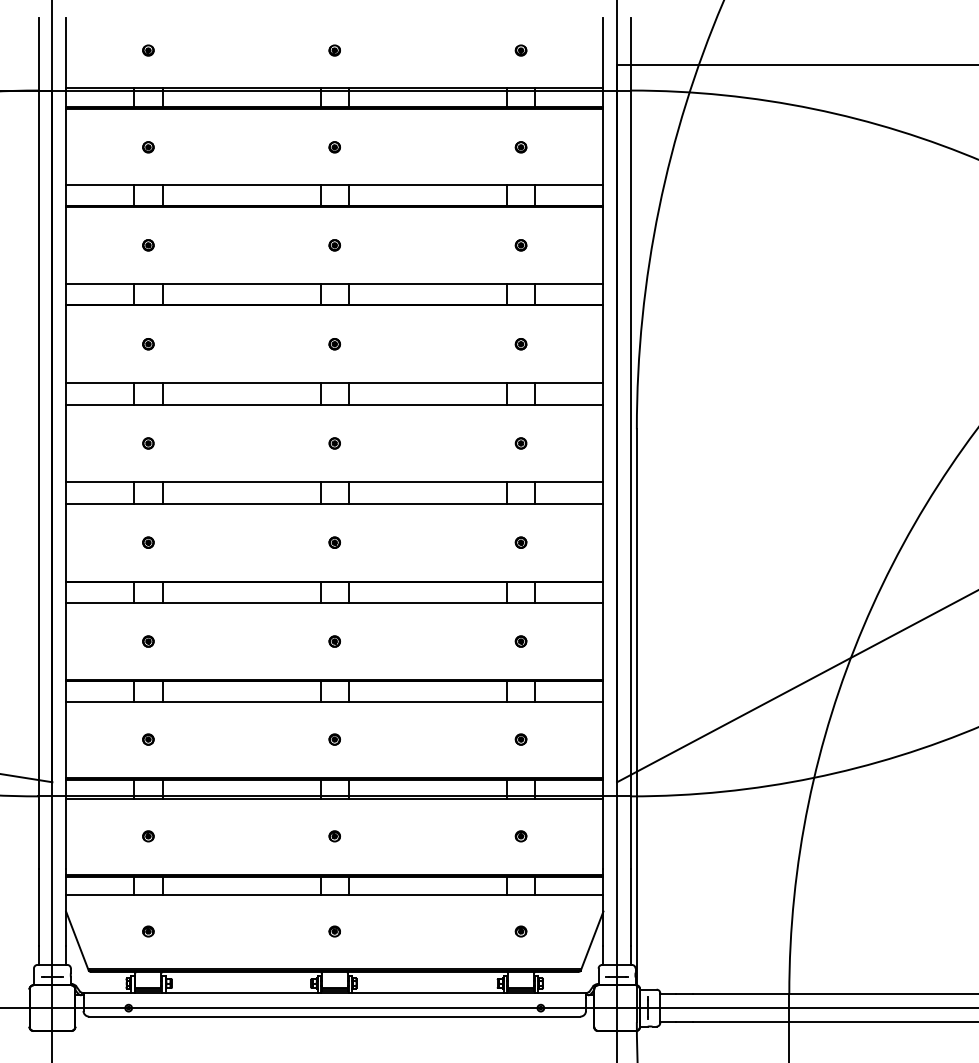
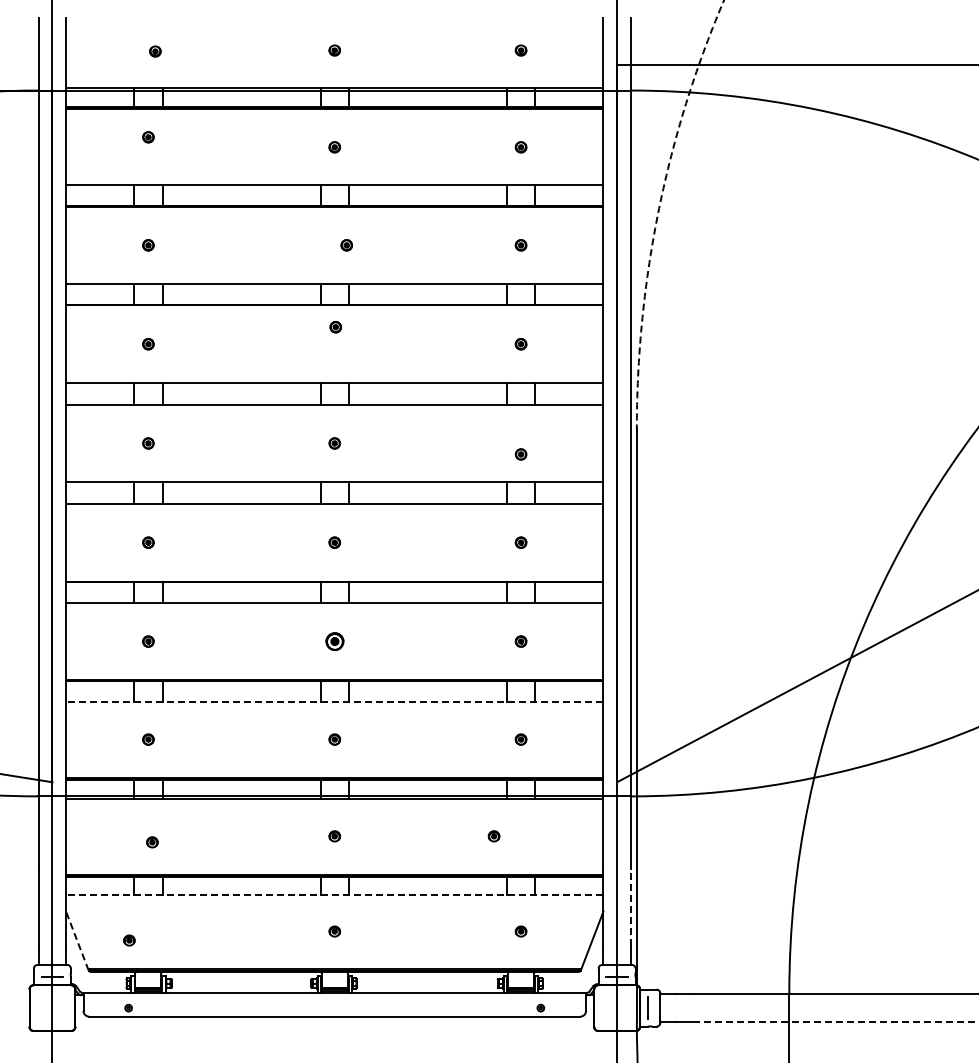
part position: (148, 50) -> (155, 51) (155, 51)
part position: (148, 147) -> (148, 137) (148, 137)
arc: solid -> dashed (658, 209)
part position: (334, 245) -> (346, 245) (346, 245)
part position: (334, 344) -> (335, 327) (335, 327)
part position: (520, 443) -> (520, 454) (520, 454)
part size: 13x13 px -> 20x19 px (334, 641)
line: solid -> dashed (334, 701)
part position: (148, 836) -> (152, 842) (152, 842)
part position: (520, 836) -> (493, 836) (493, 836)
line: solid -> dashed (334, 895)
line: solid -> dashed (630, 907)
part position: (148, 931) -> (129, 940) (129, 940)
line: solid -> dashed (77, 941)
line: present -> none (488, 1008)
line: solid -> dashed (835, 1021)
